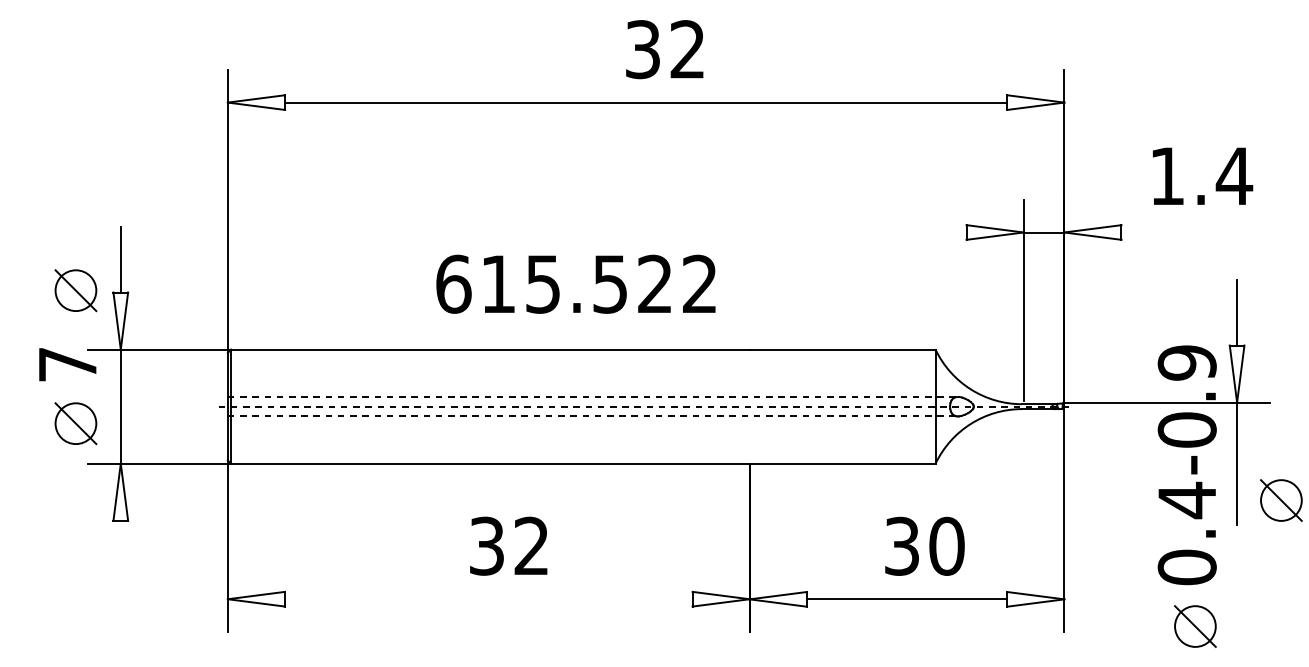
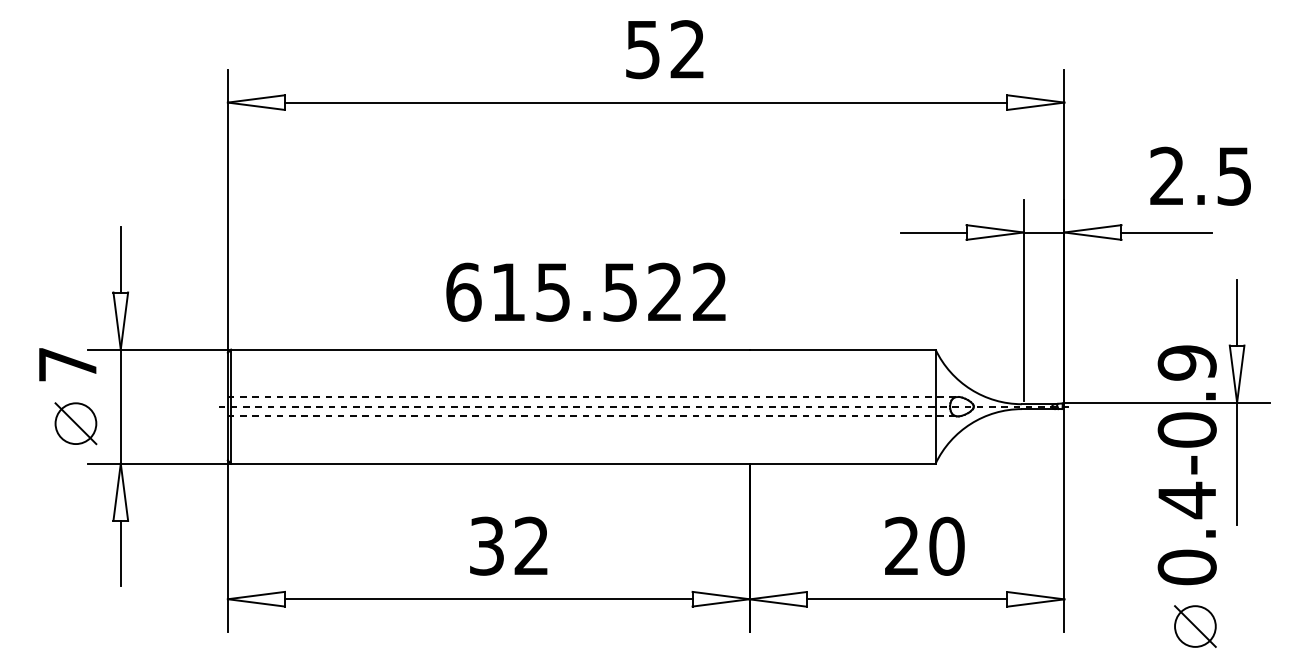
text: 32 -> 52 (642, 49)
text: 1.4 -> 2.5 (1201, 175)
line: none -> present (933, 232)
line: none -> present (1166, 232)
text position: (575, 283) -> (585, 291) (585, 291)
part: present -> none (75, 290)
part: present -> none (1281, 500)
text: 30 -> 20 (901, 545)
line: none -> present (120, 553)
line: none -> present (488, 599)
